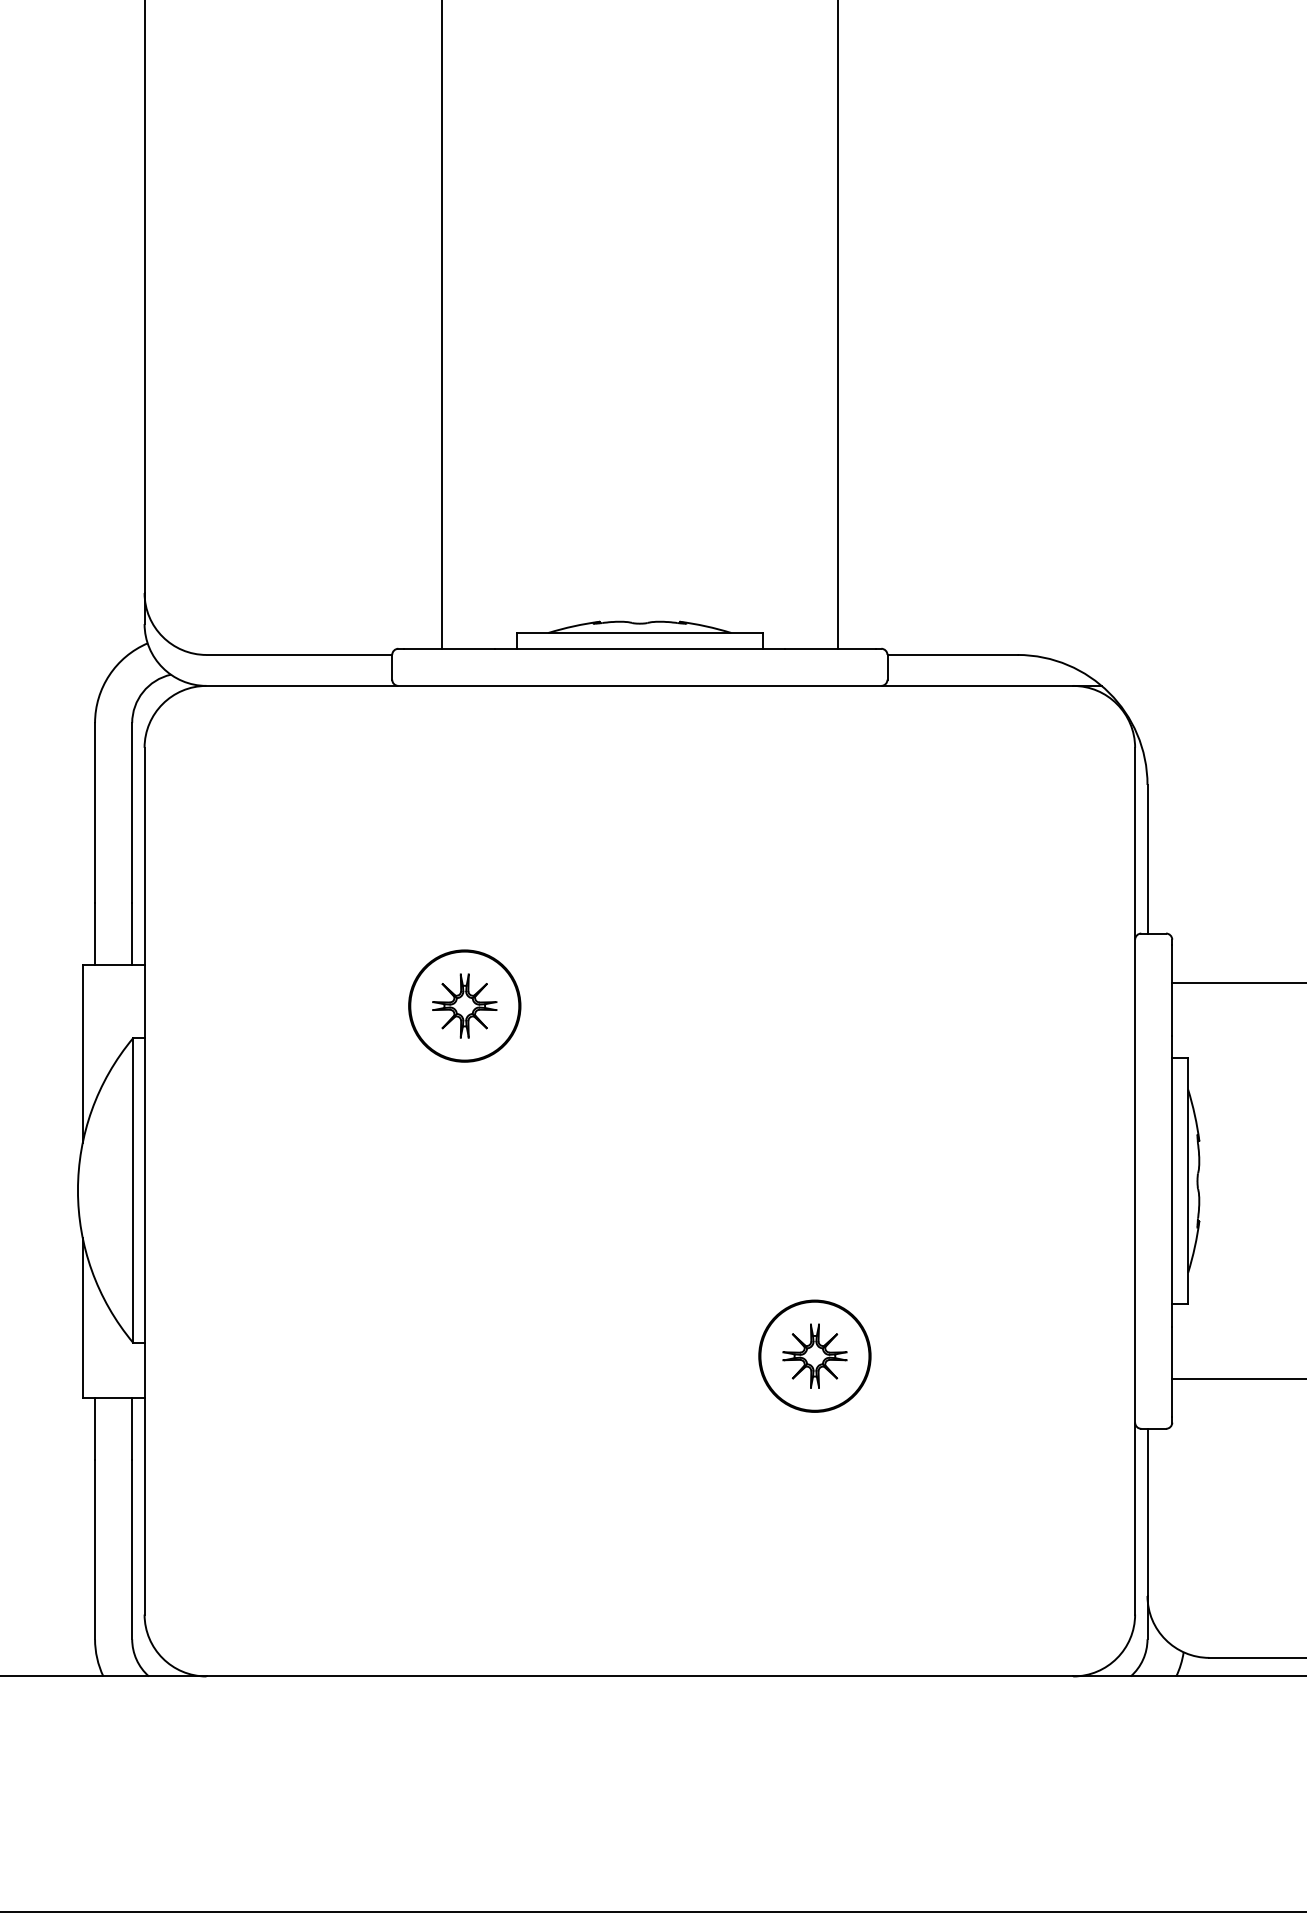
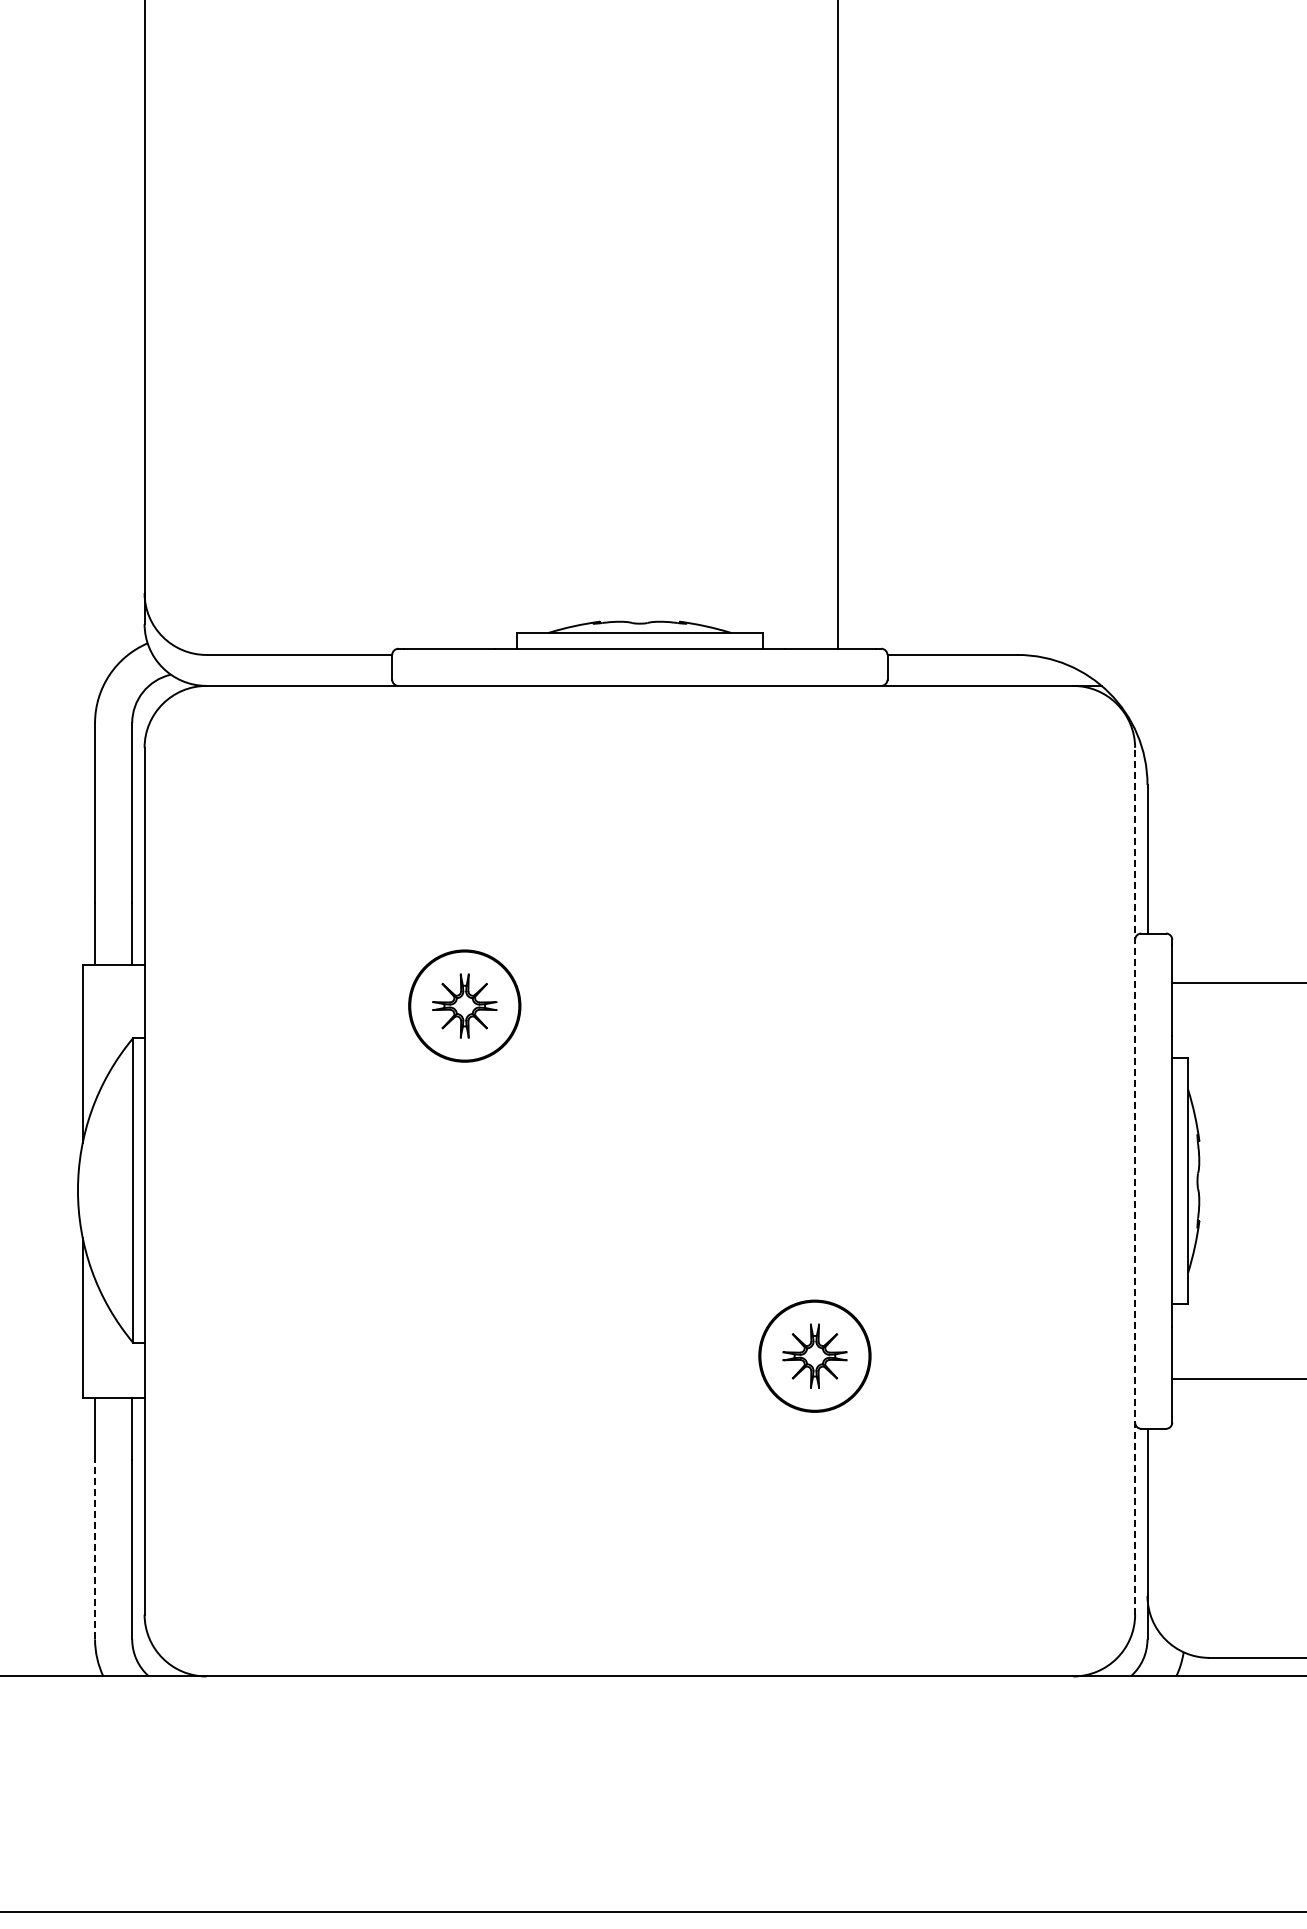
line: present -> none (441, 325)
line: solid -> dashed (1135, 1180)
line: solid -> dashed (95, 1549)
